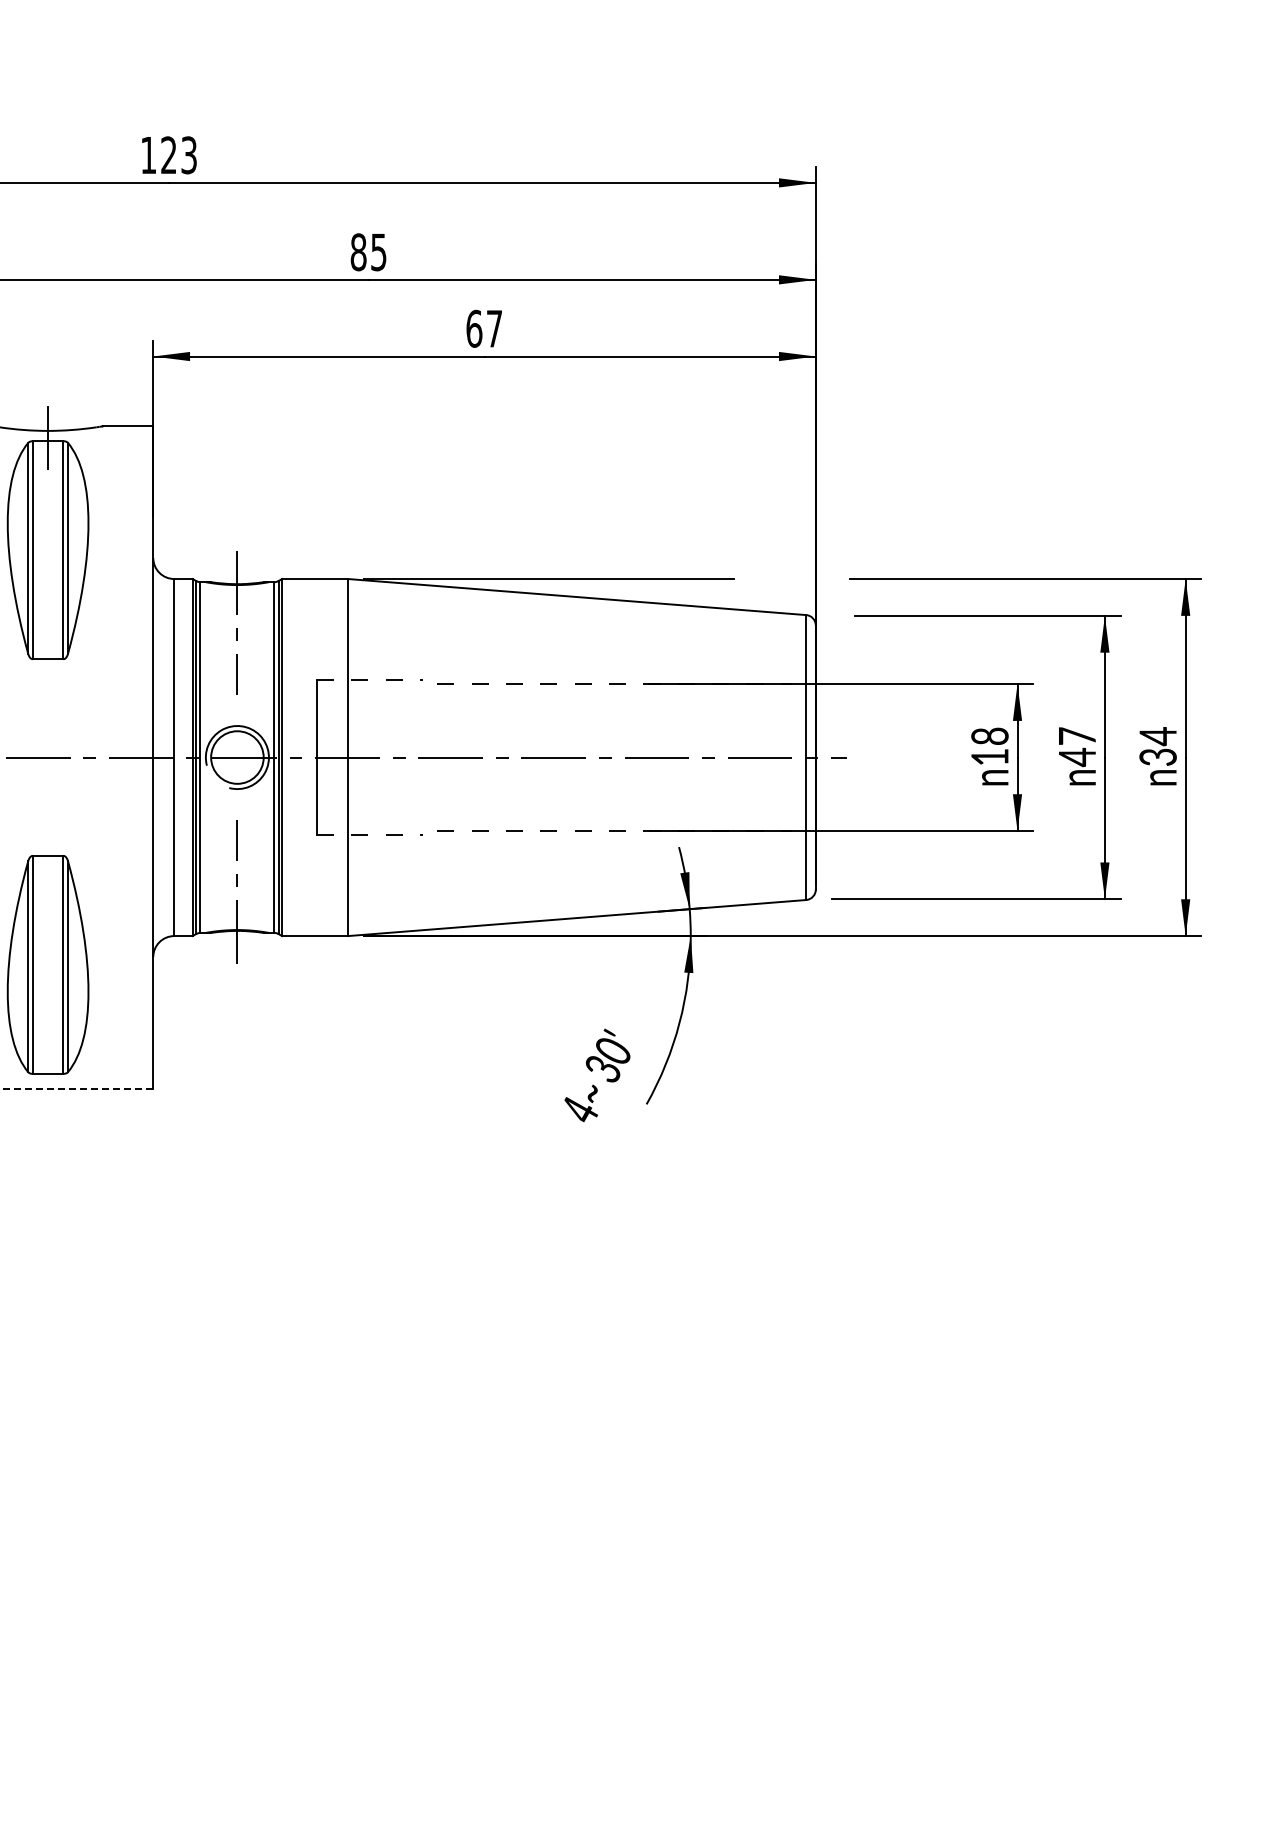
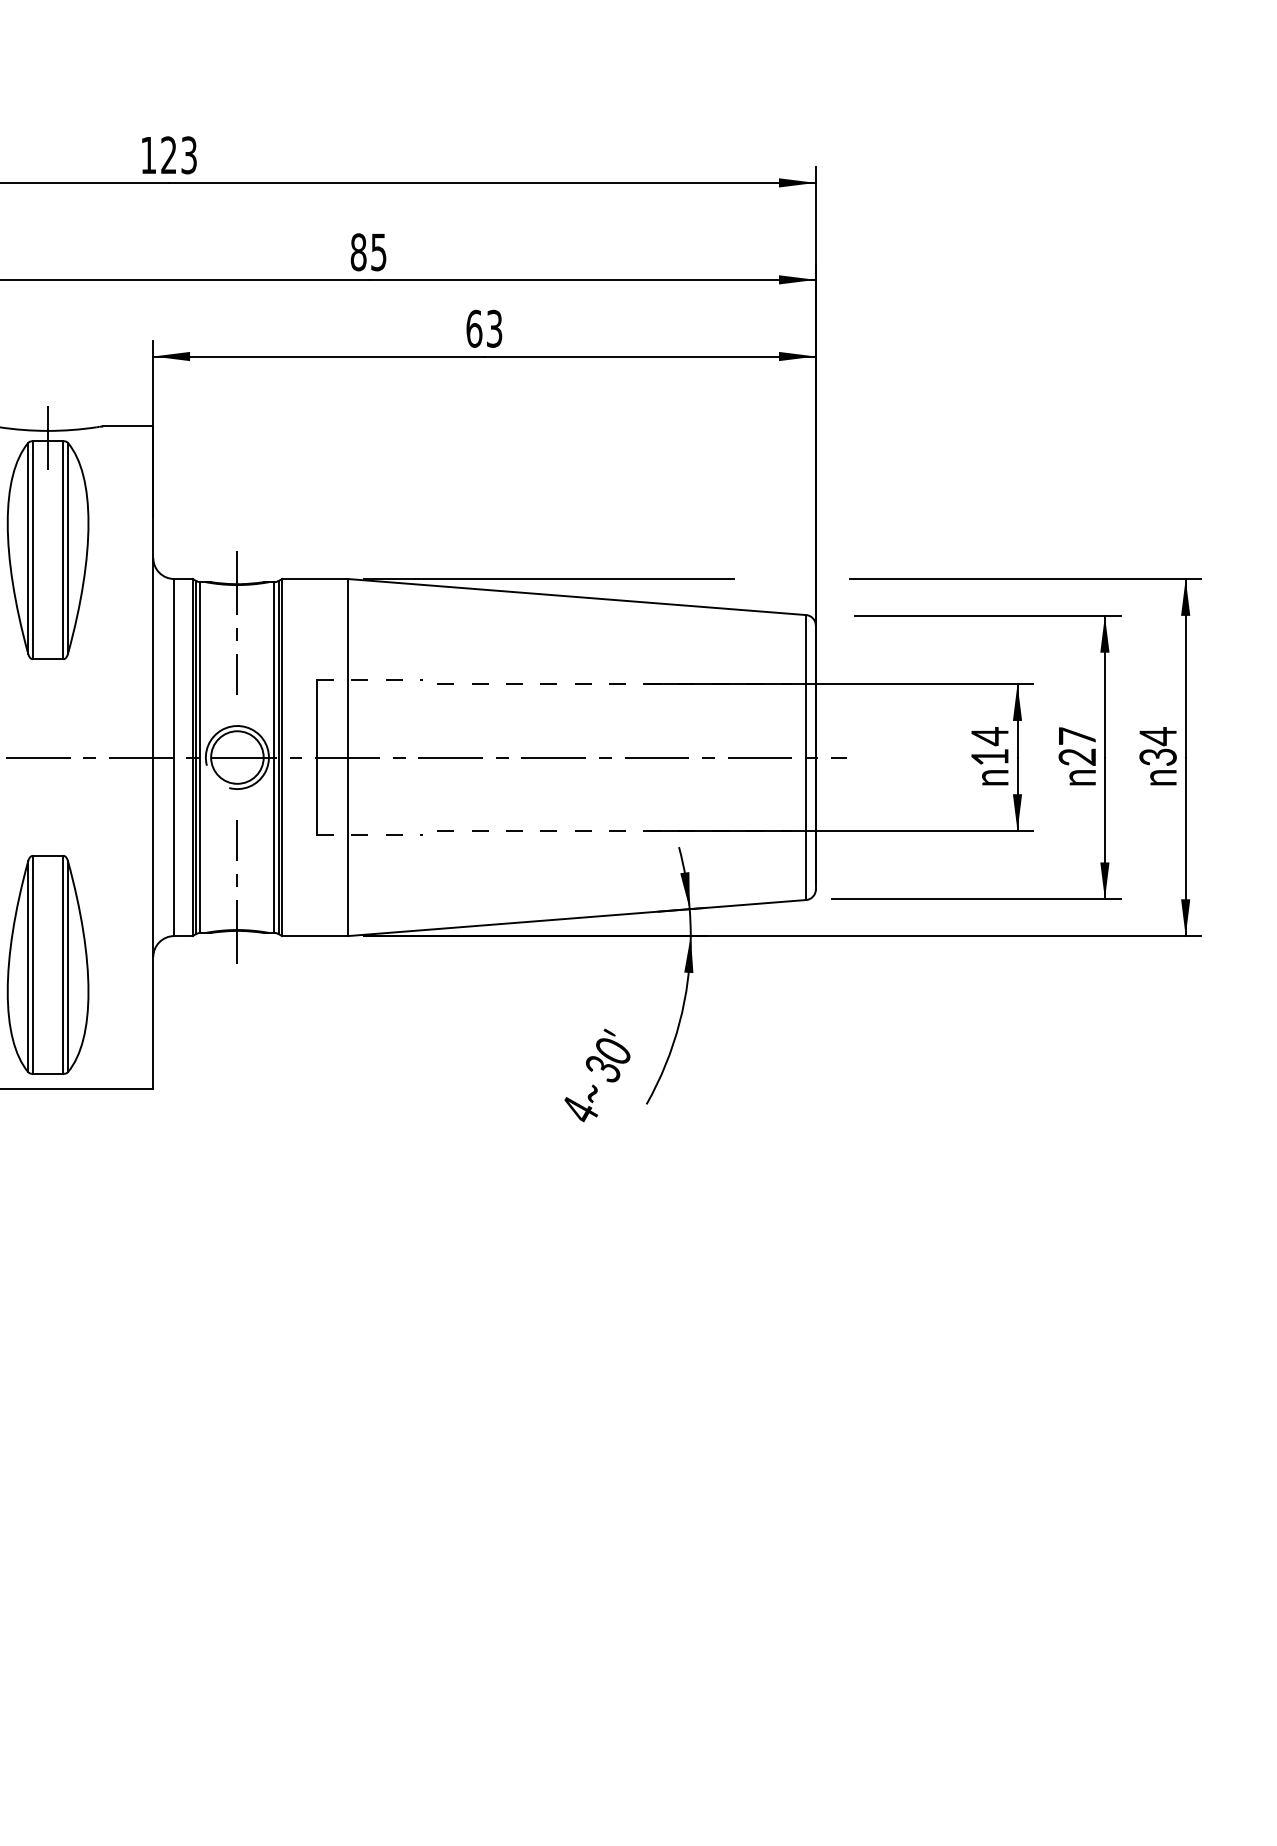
text: 67 -> 63 (494, 328)
text: 18 -> 14 (989, 736)
text: 47 -> 27 (1076, 757)
line: dashed -> solid (76, 1088)
